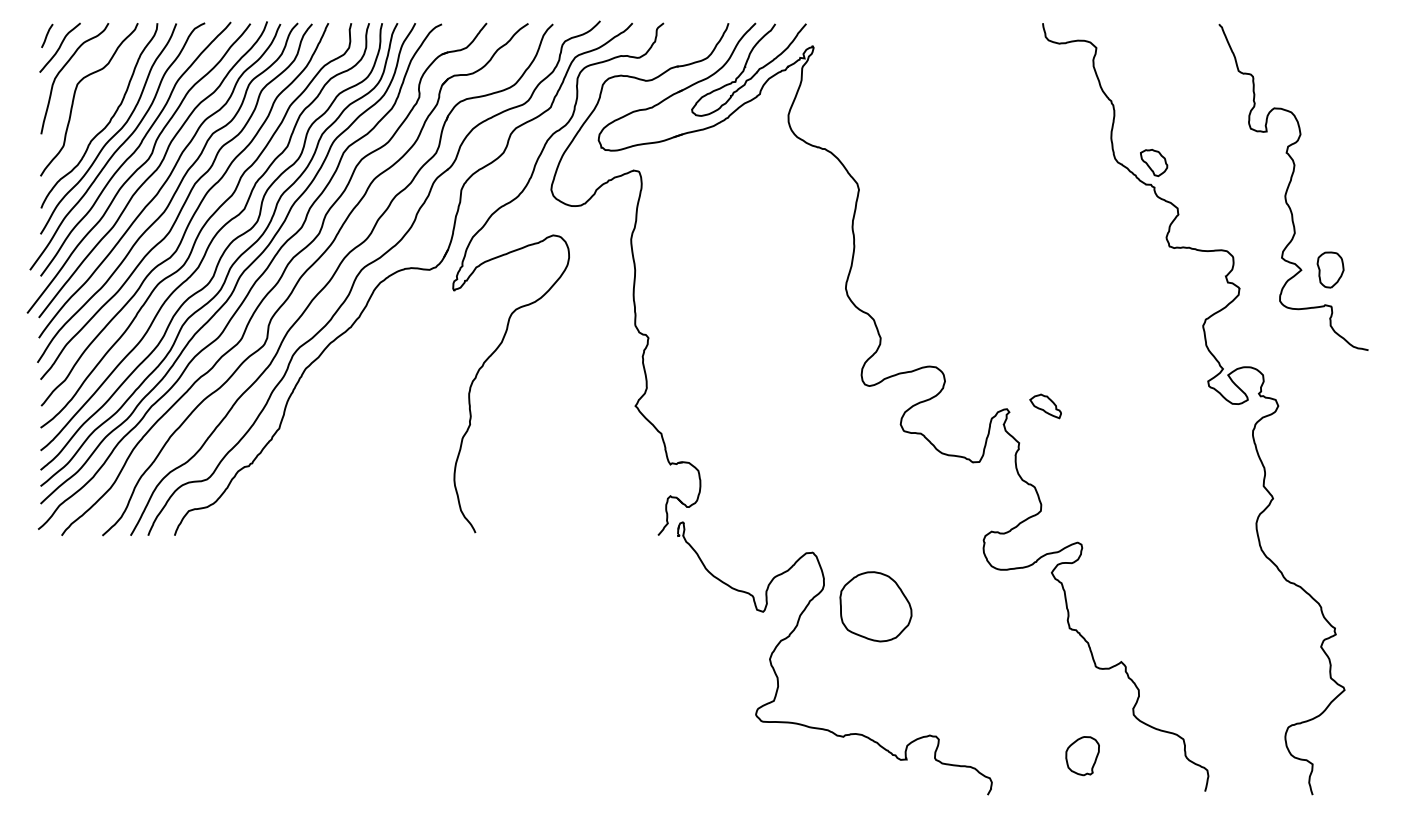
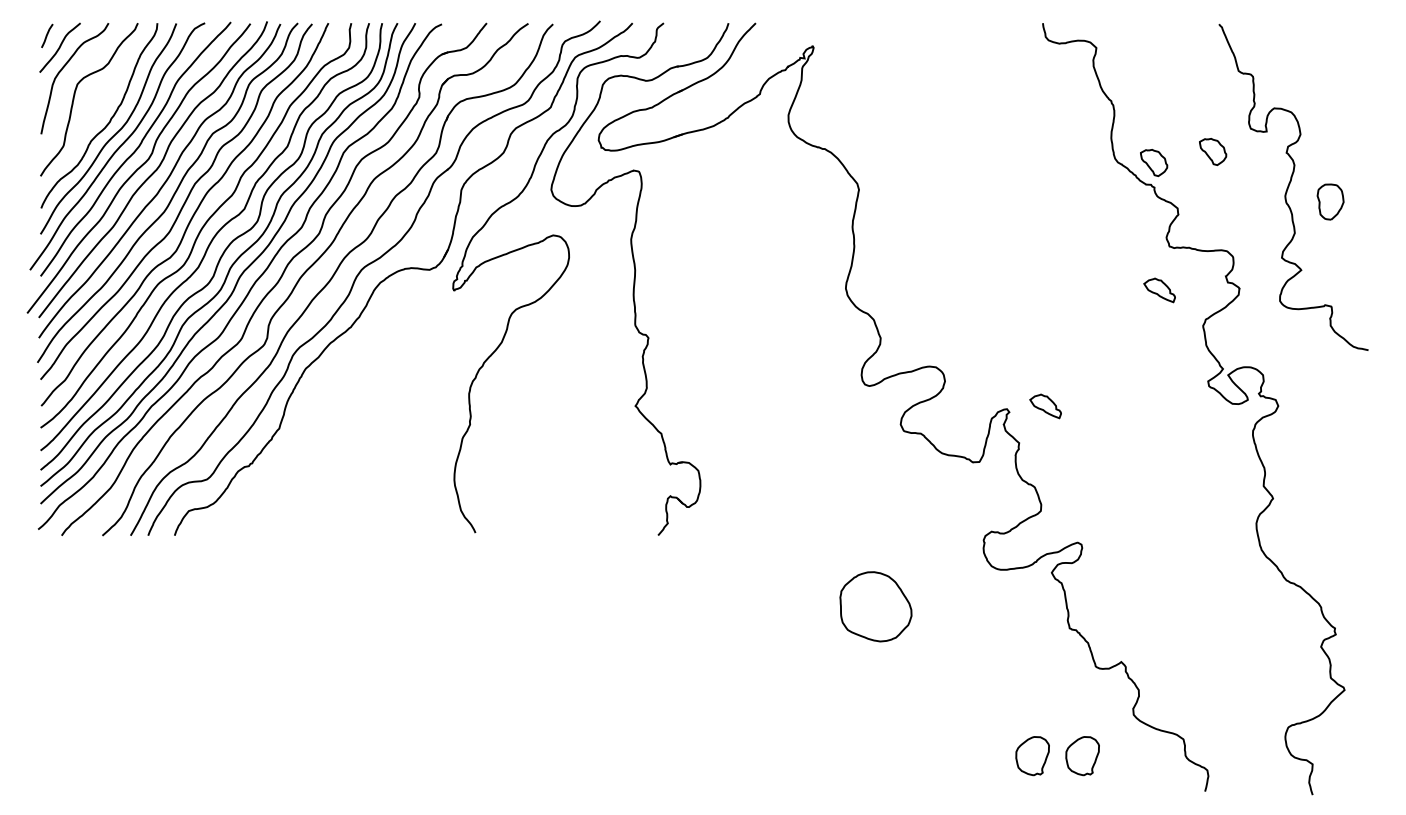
curve: present -> none (746, 67)
part: none -> present (1213, 151)
part position: (1330, 269) -> (1330, 201) (1330, 201)
part: none -> present (1159, 290)
part: present -> none (796, 628)
part: none -> present (1032, 756)
